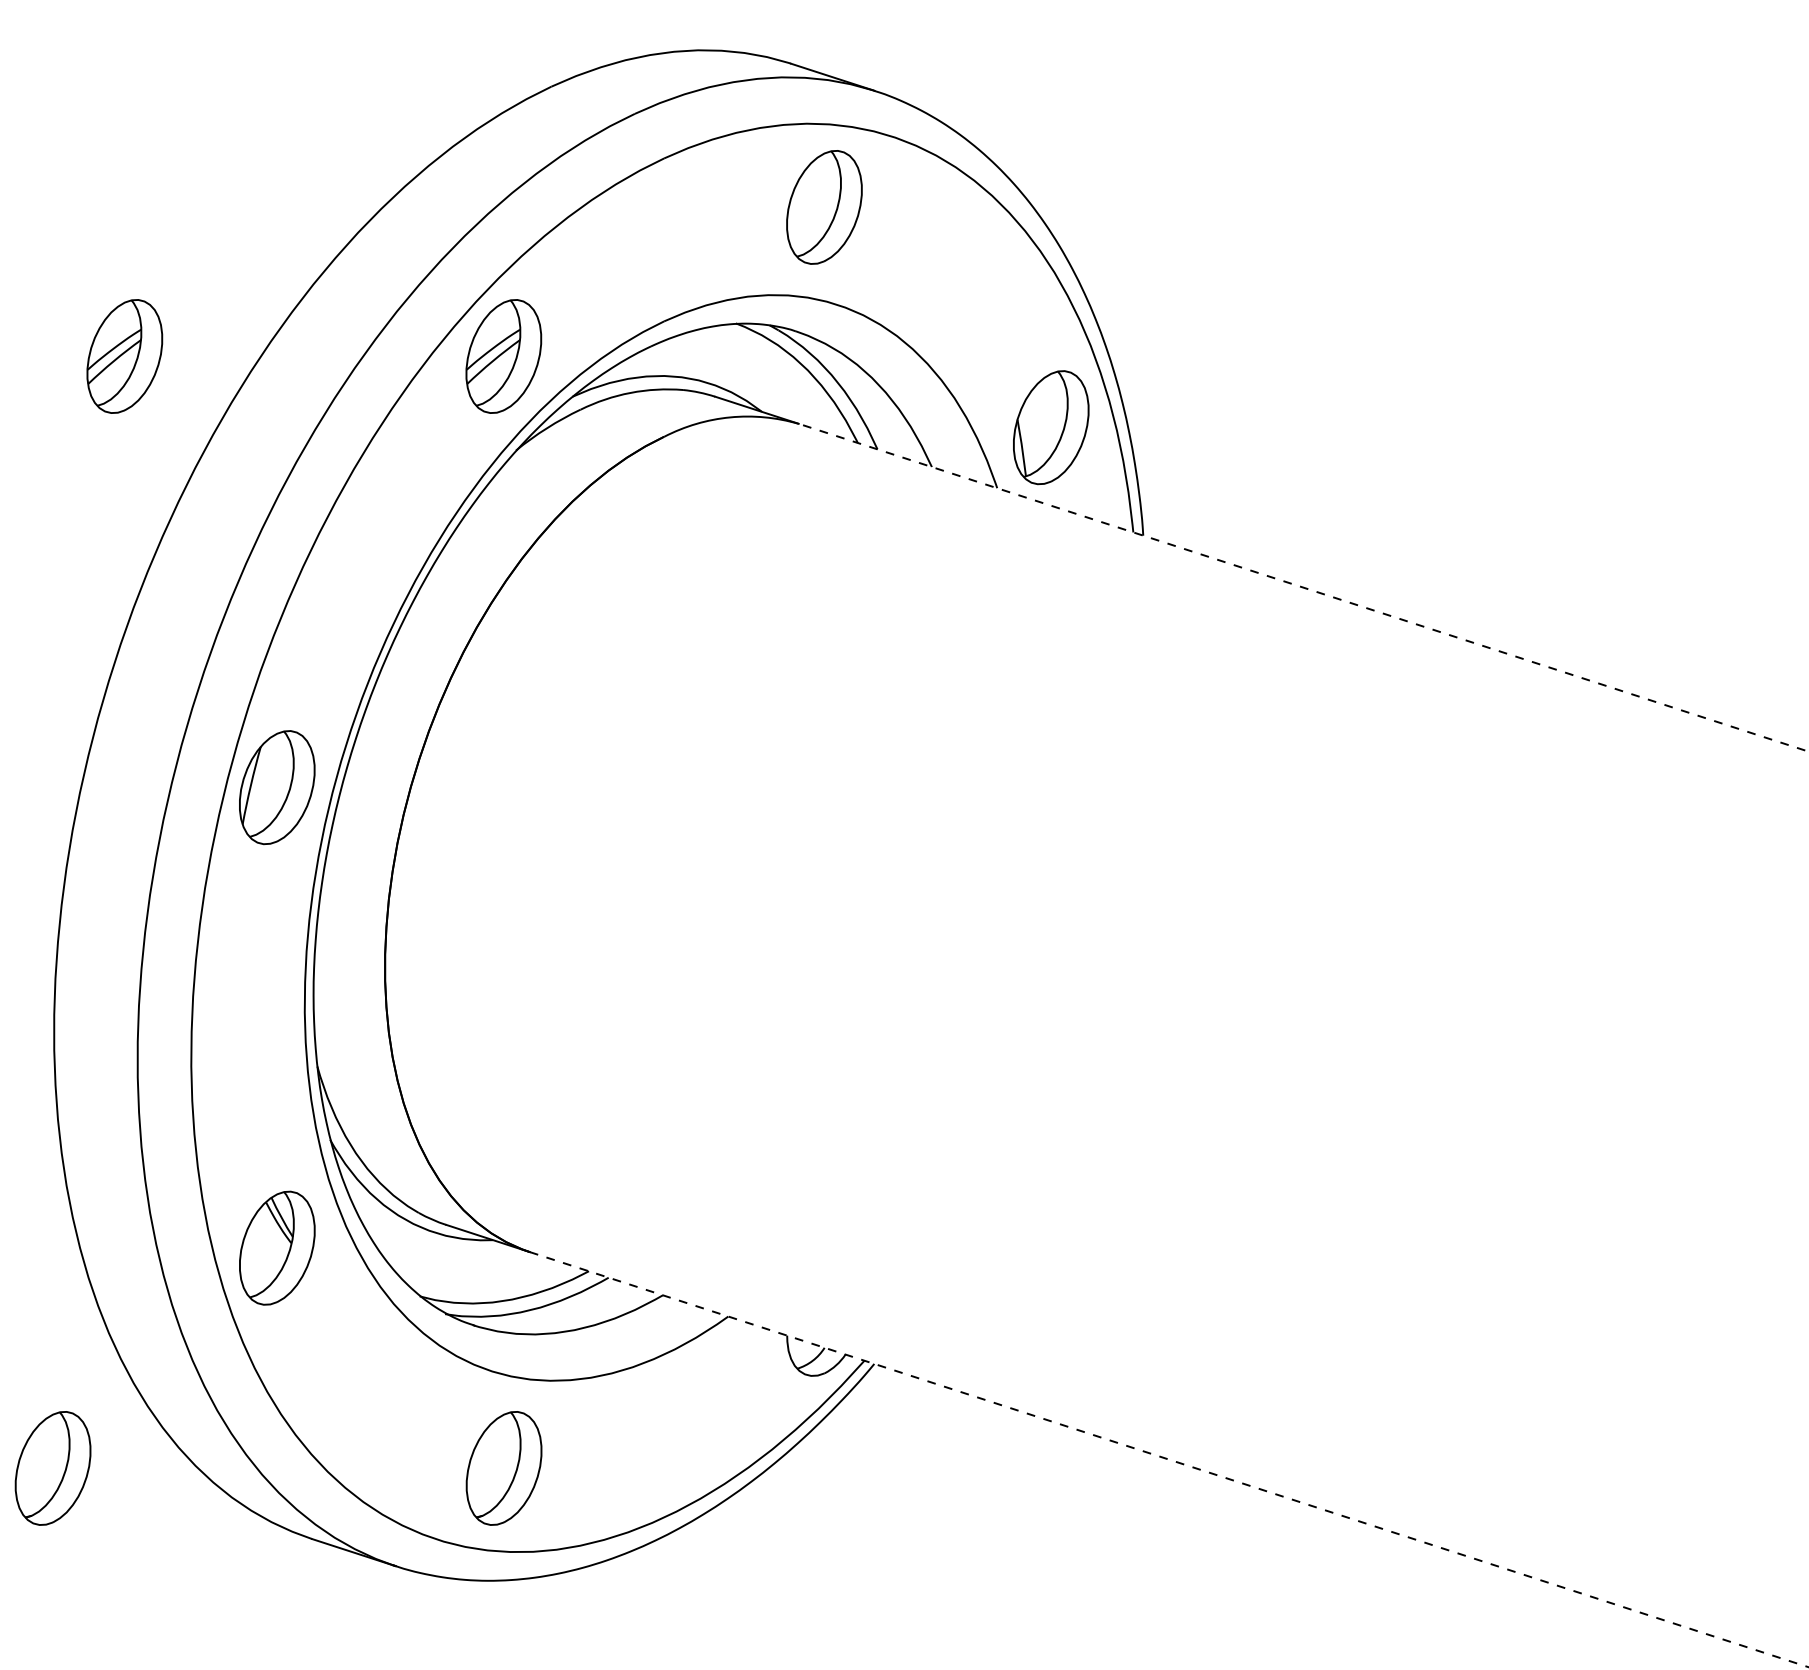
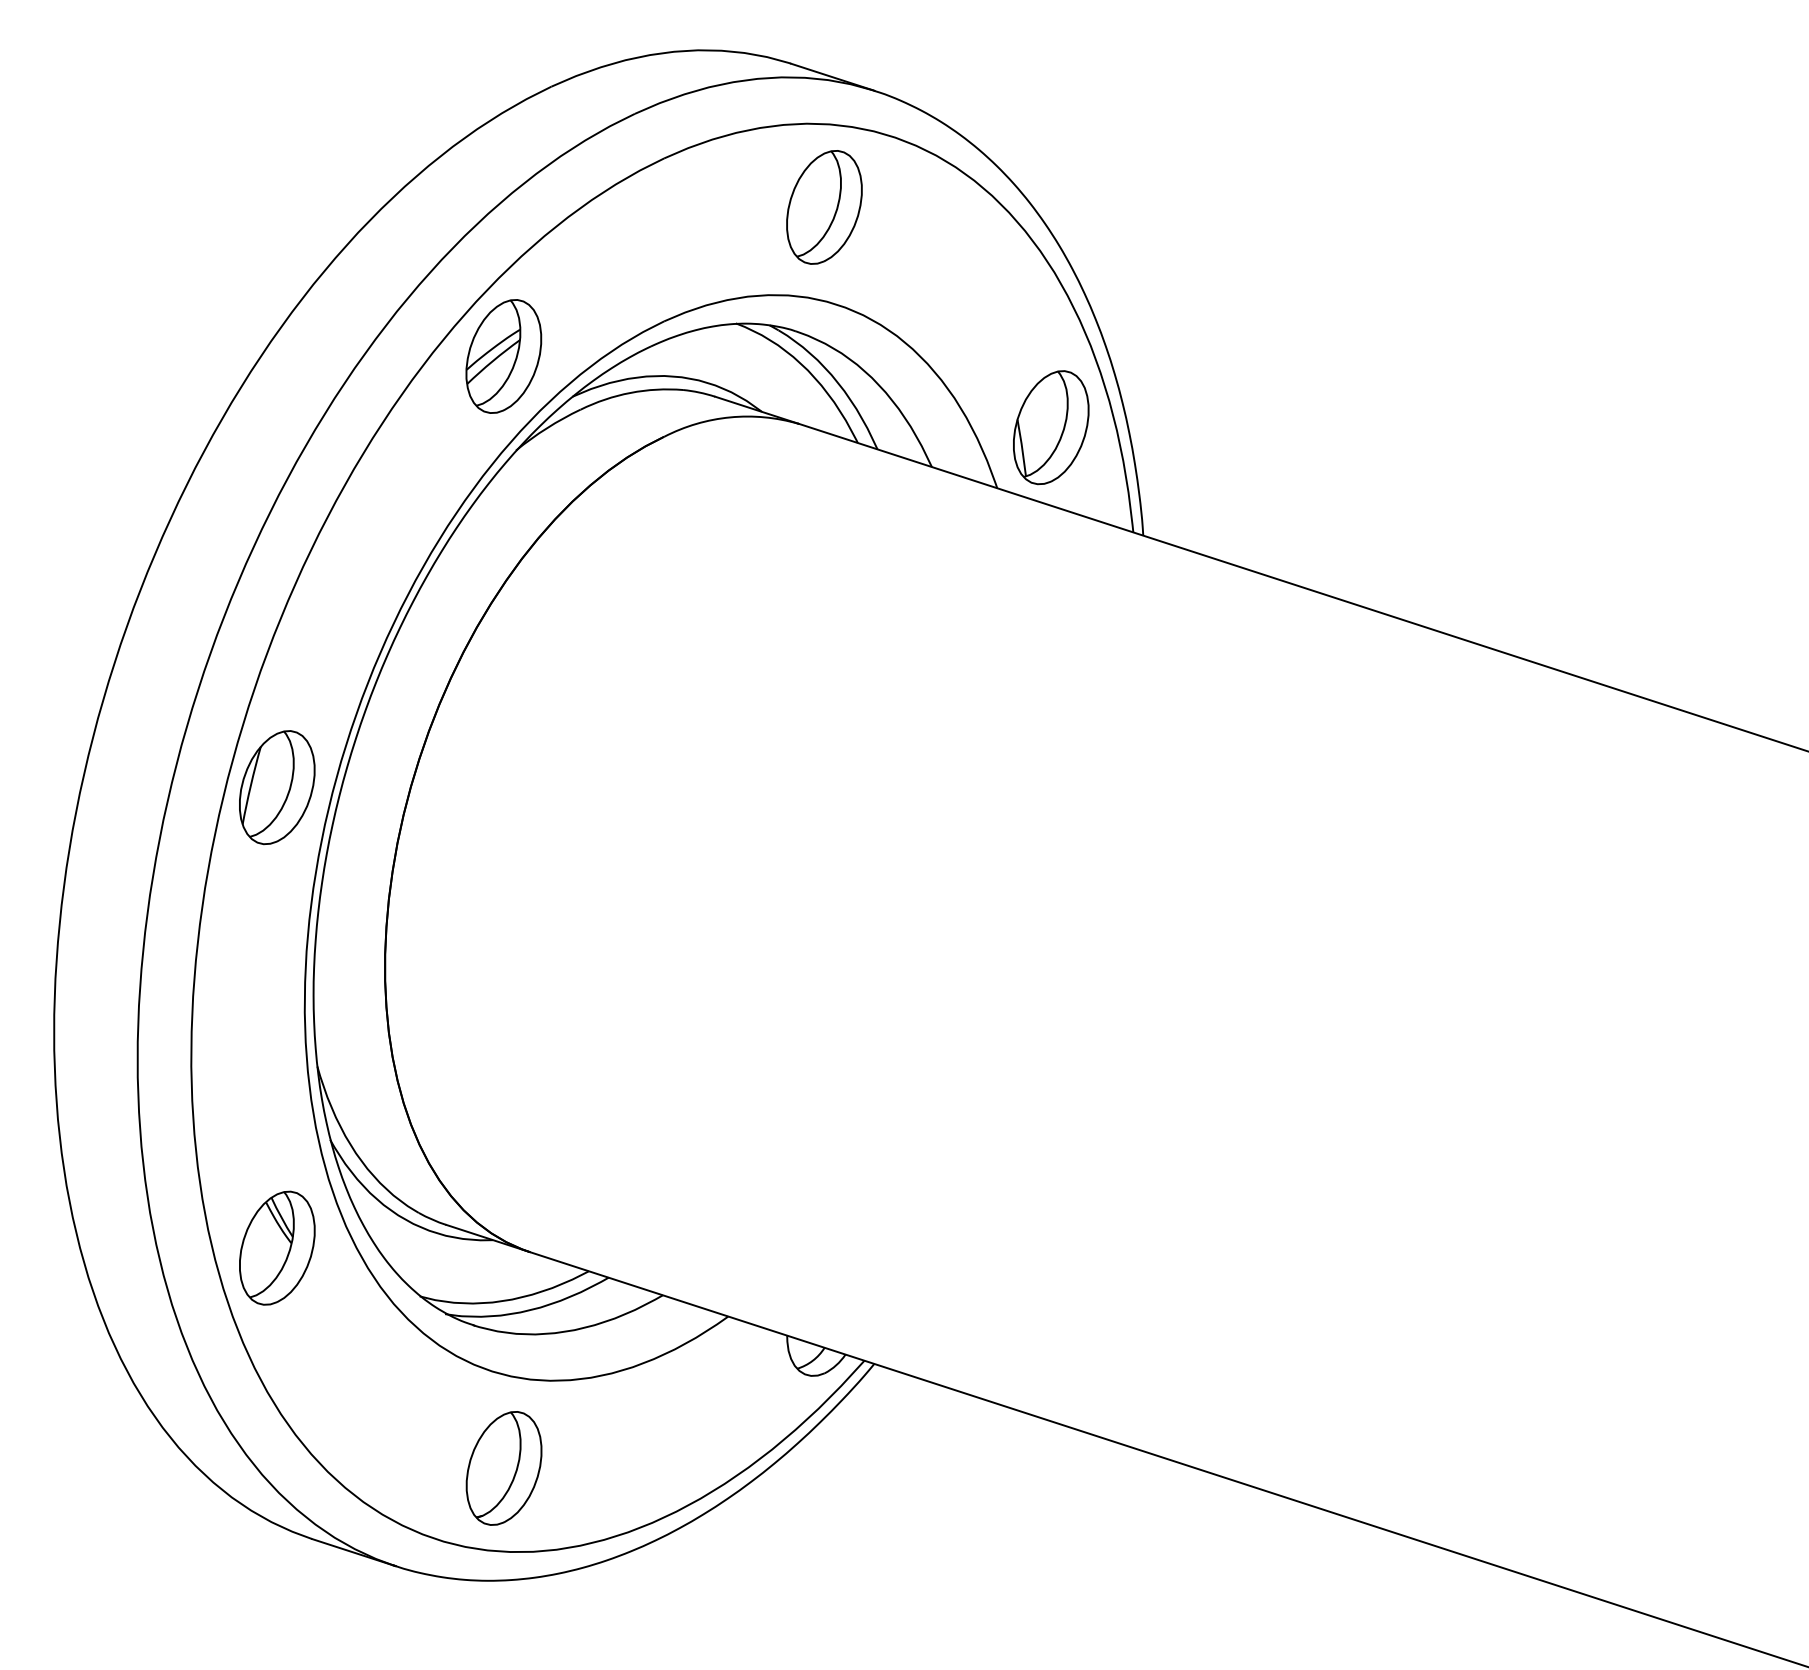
part: present -> none (124, 356)
line: dashed -> solid (1303, 587)
line: dashed -> solid (1169, 1459)
part: present -> none (52, 1468)
